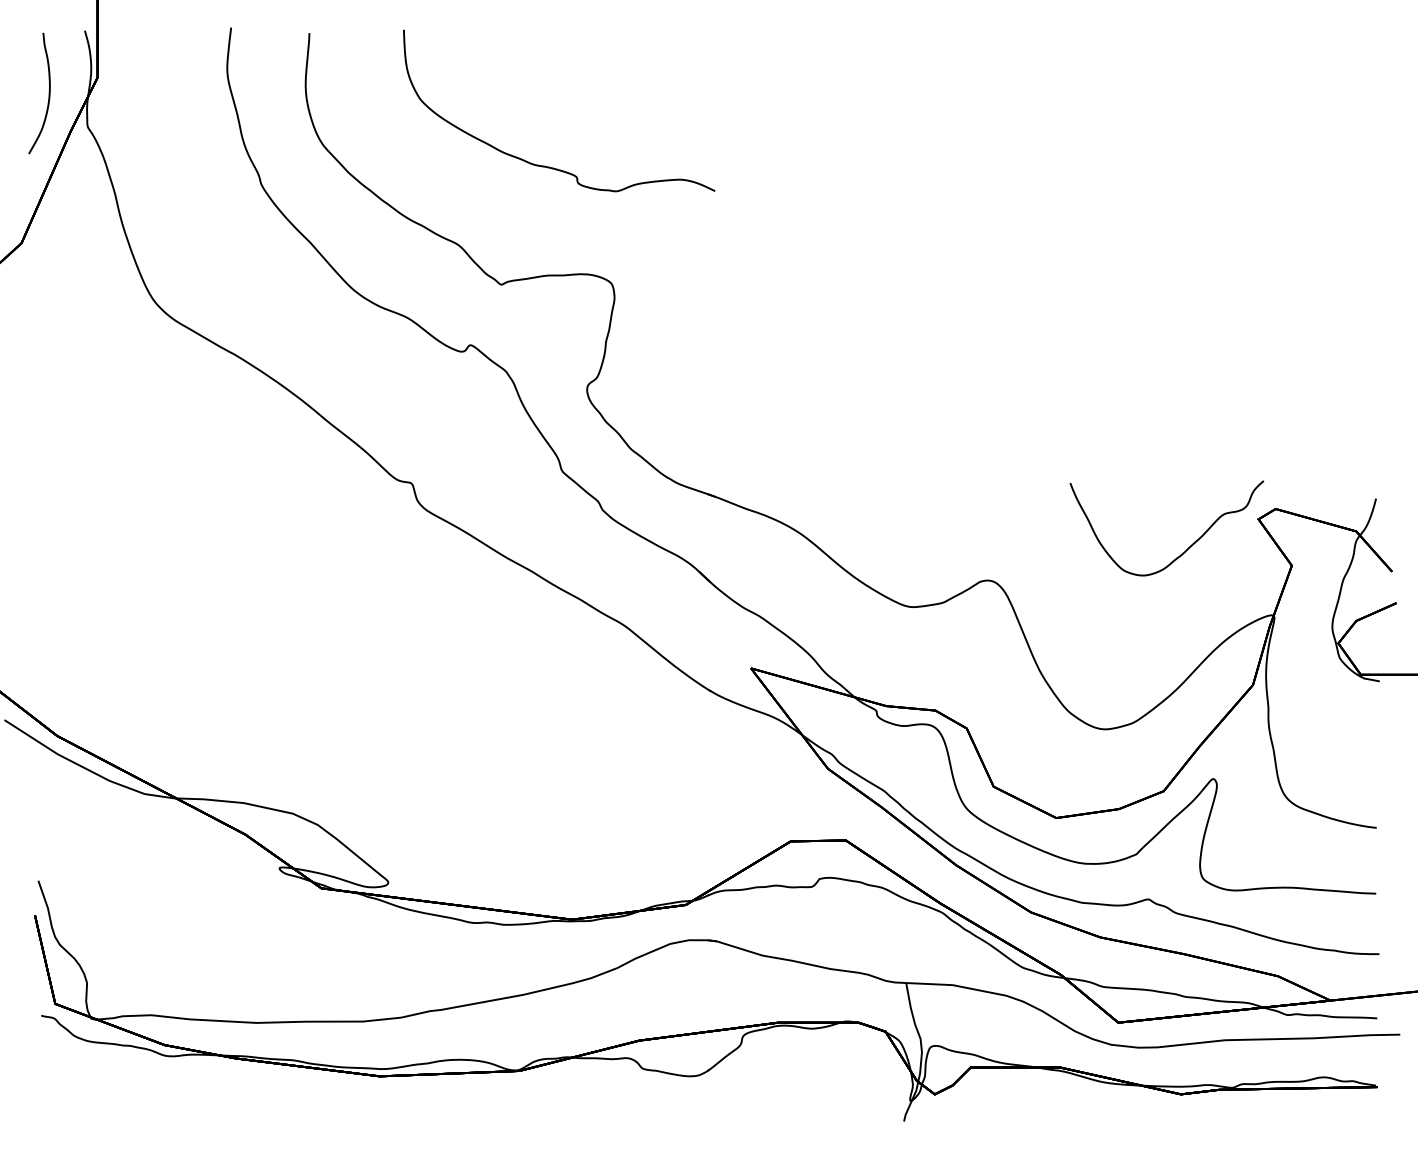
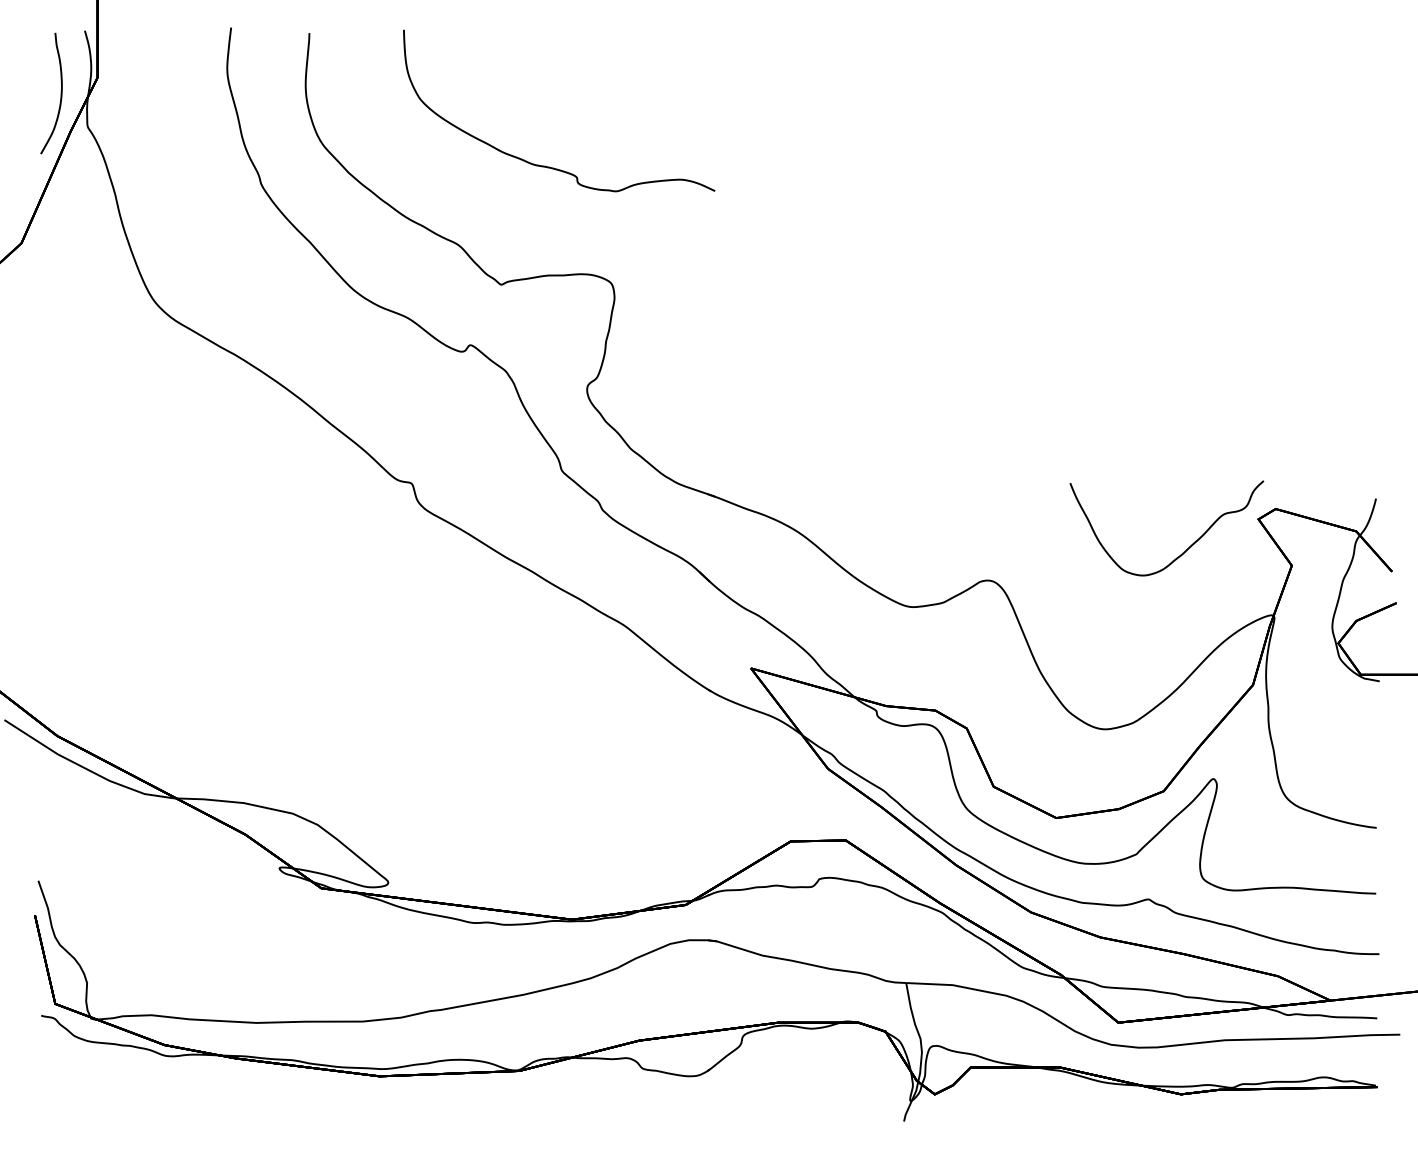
curve position: (48, 93) -> (60, 93) (60, 93)
